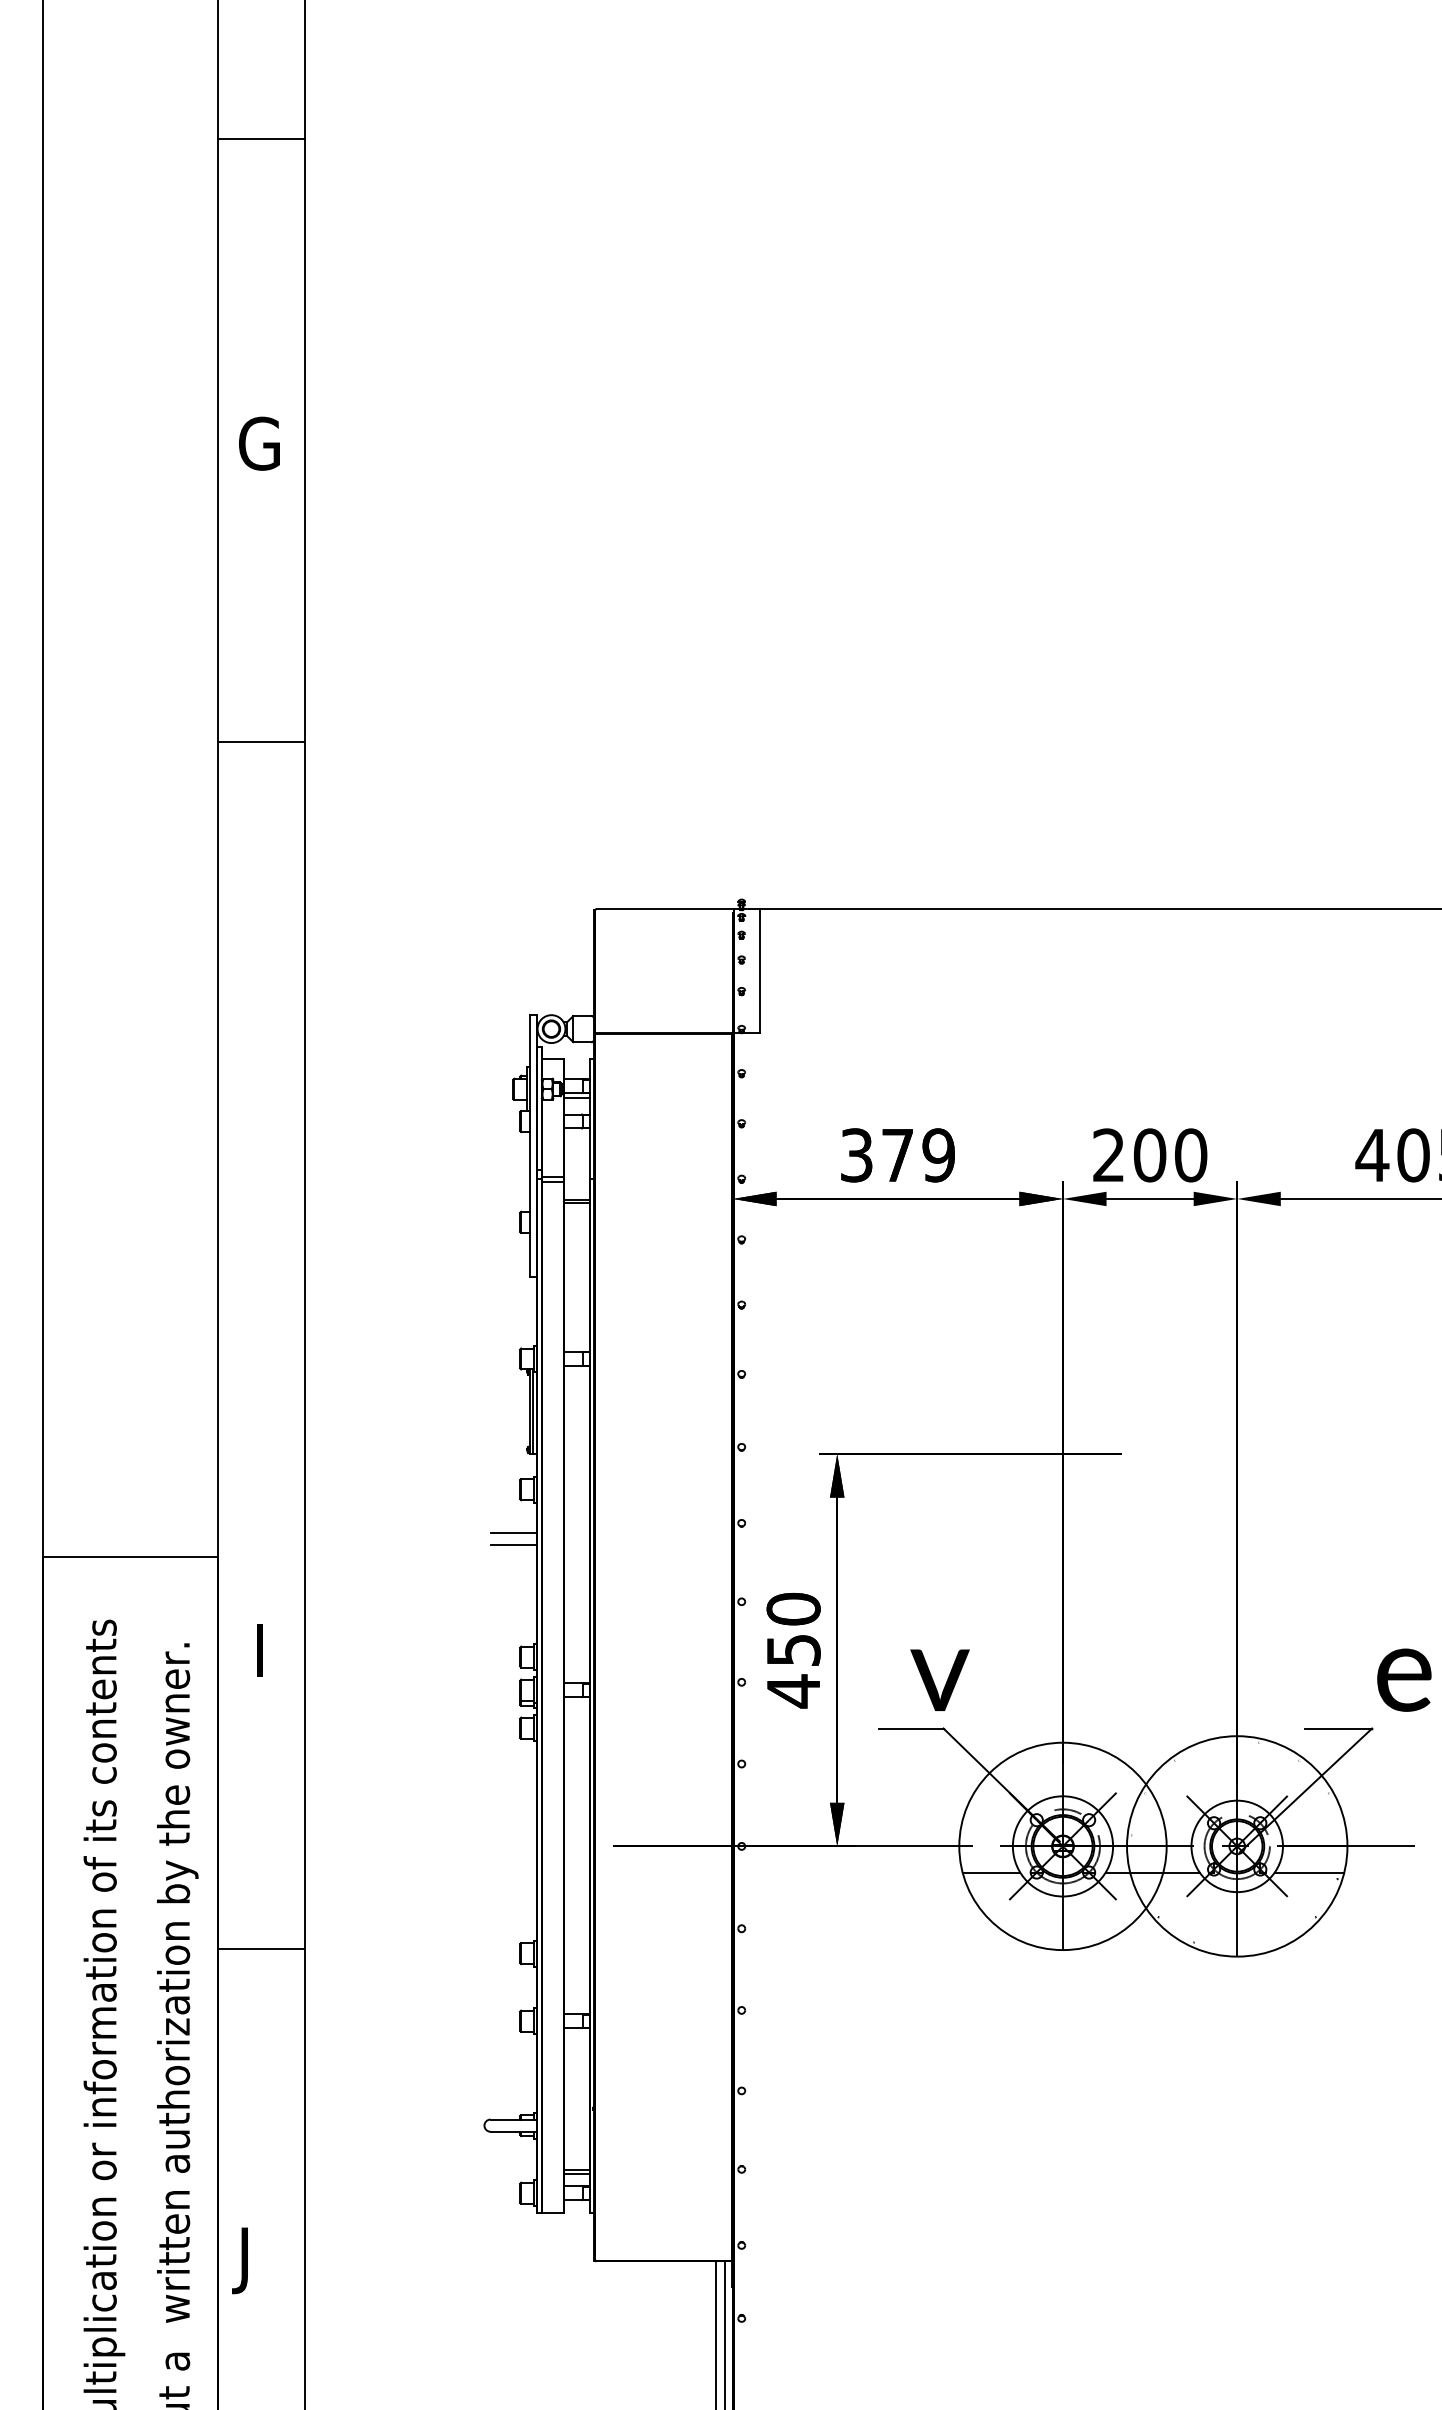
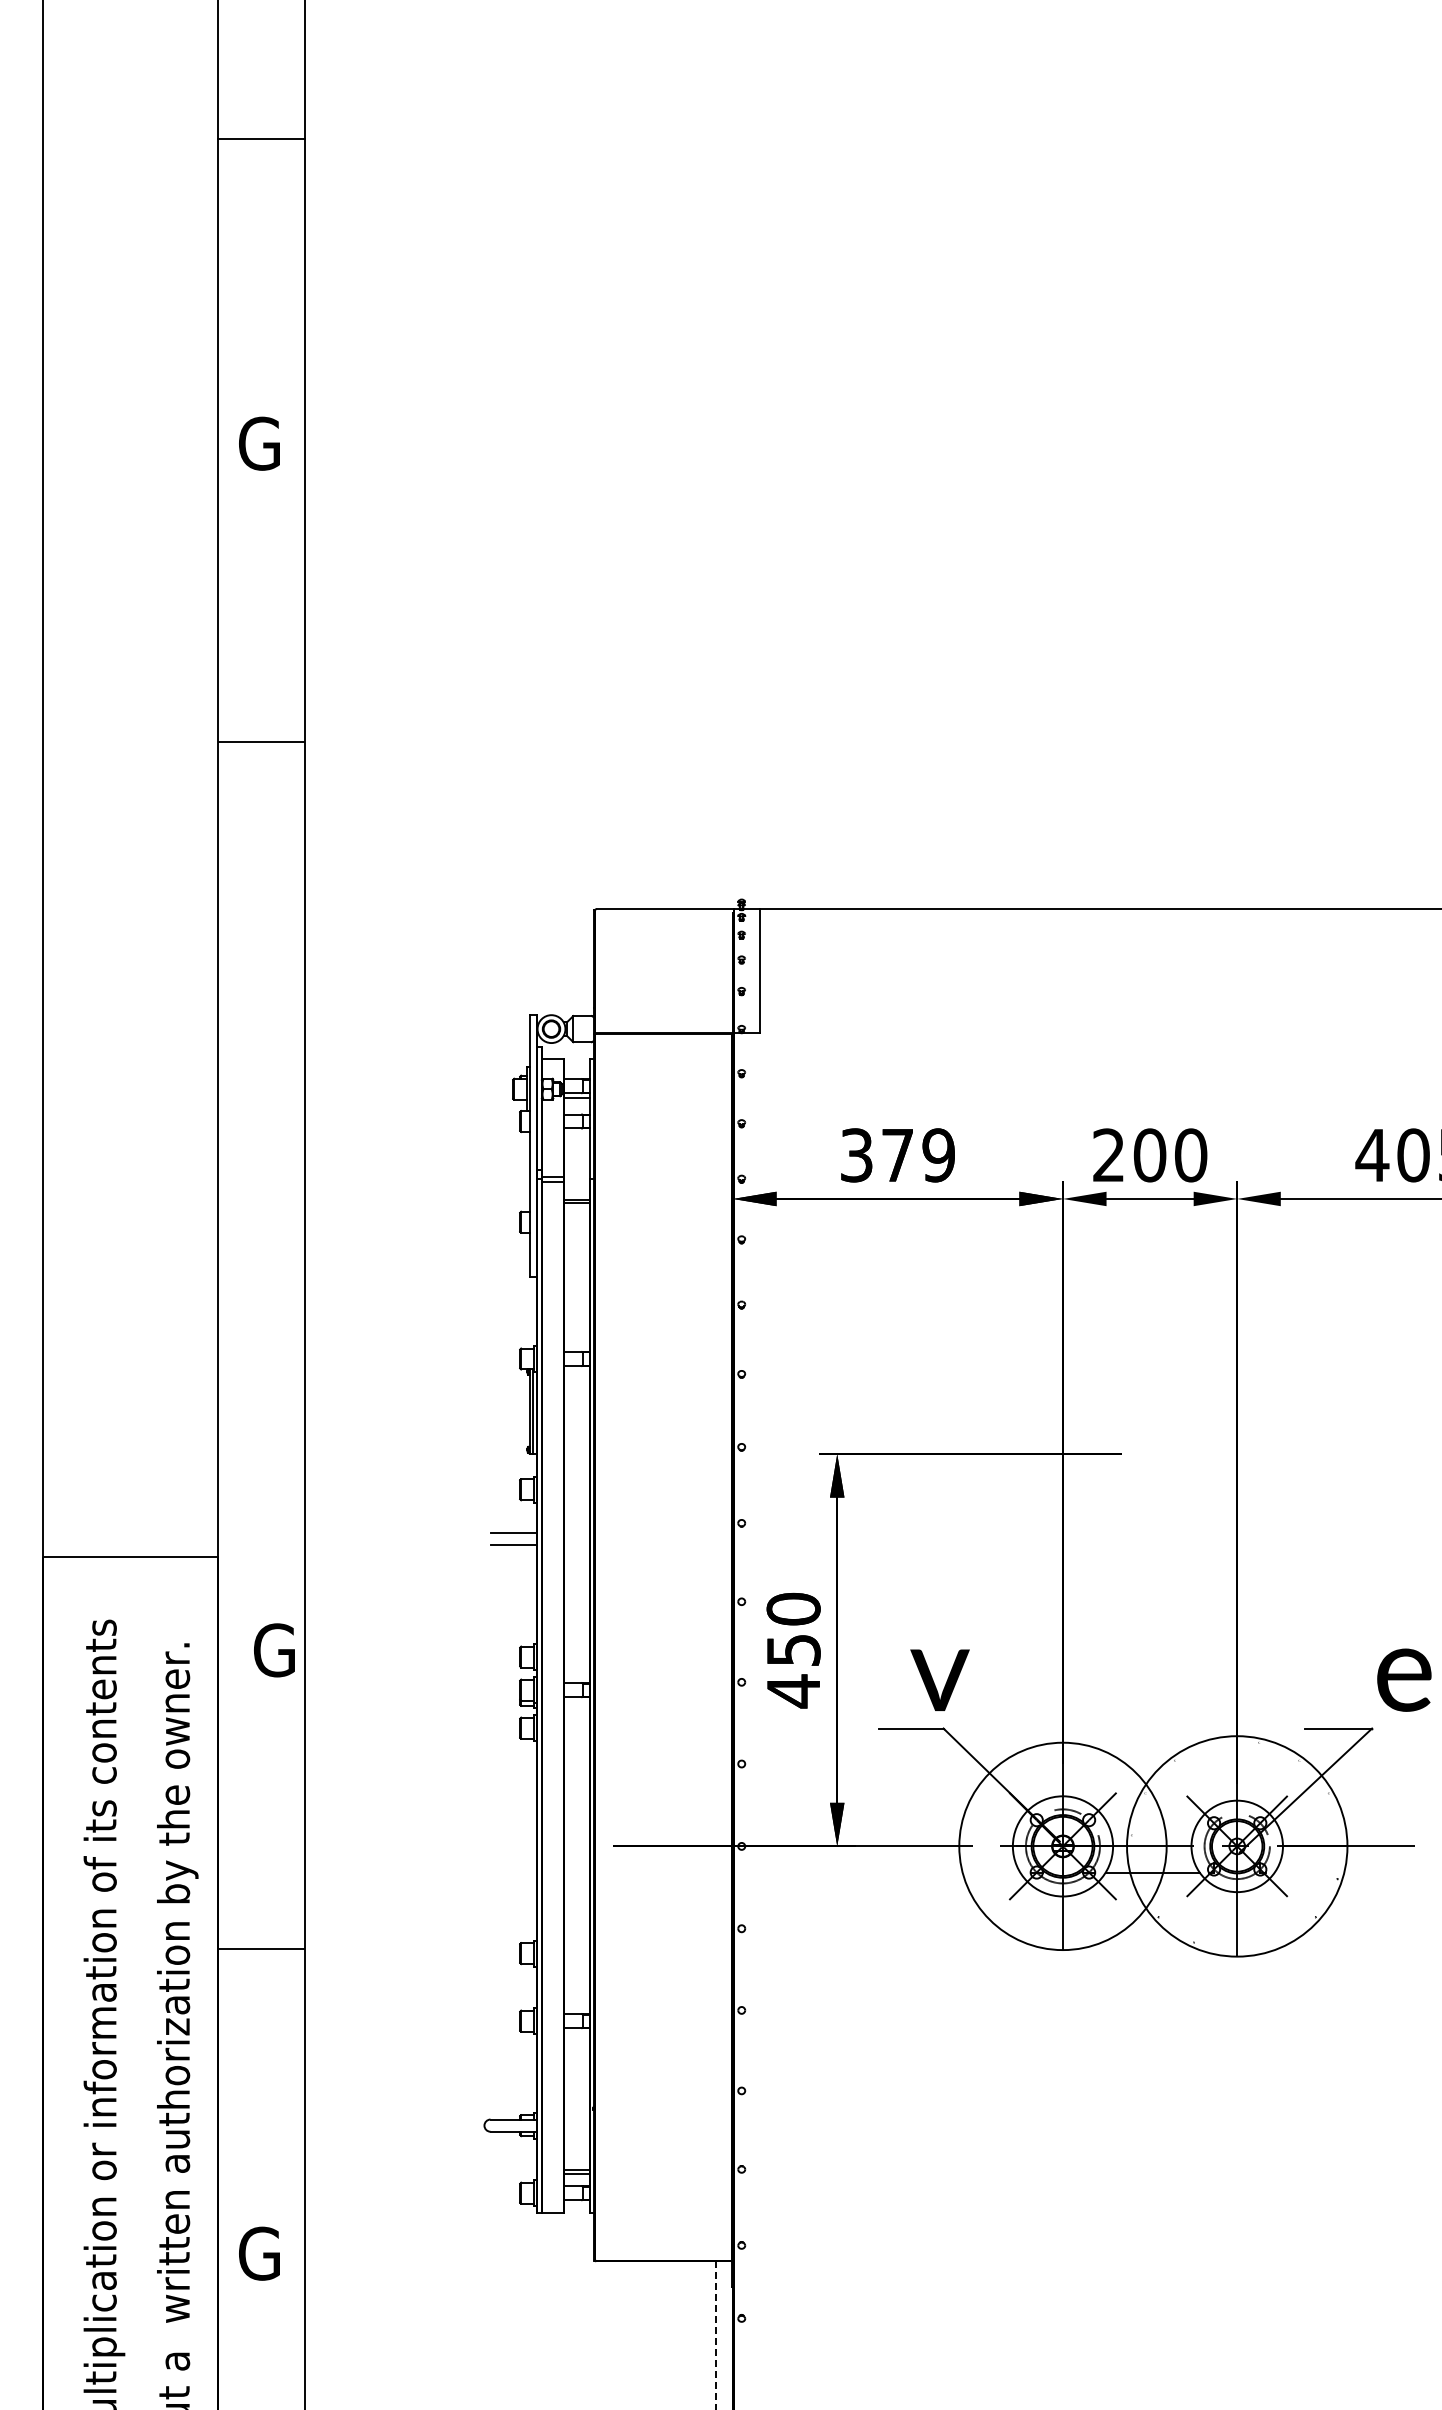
text: I -> G (274, 1650)
line: present -> none (991, 1872)
line: present -> none (1309, 1872)
text: J -> G (255, 2260)
line: present -> none (724, 2333)
line: solid -> dashed (716, 2335)
